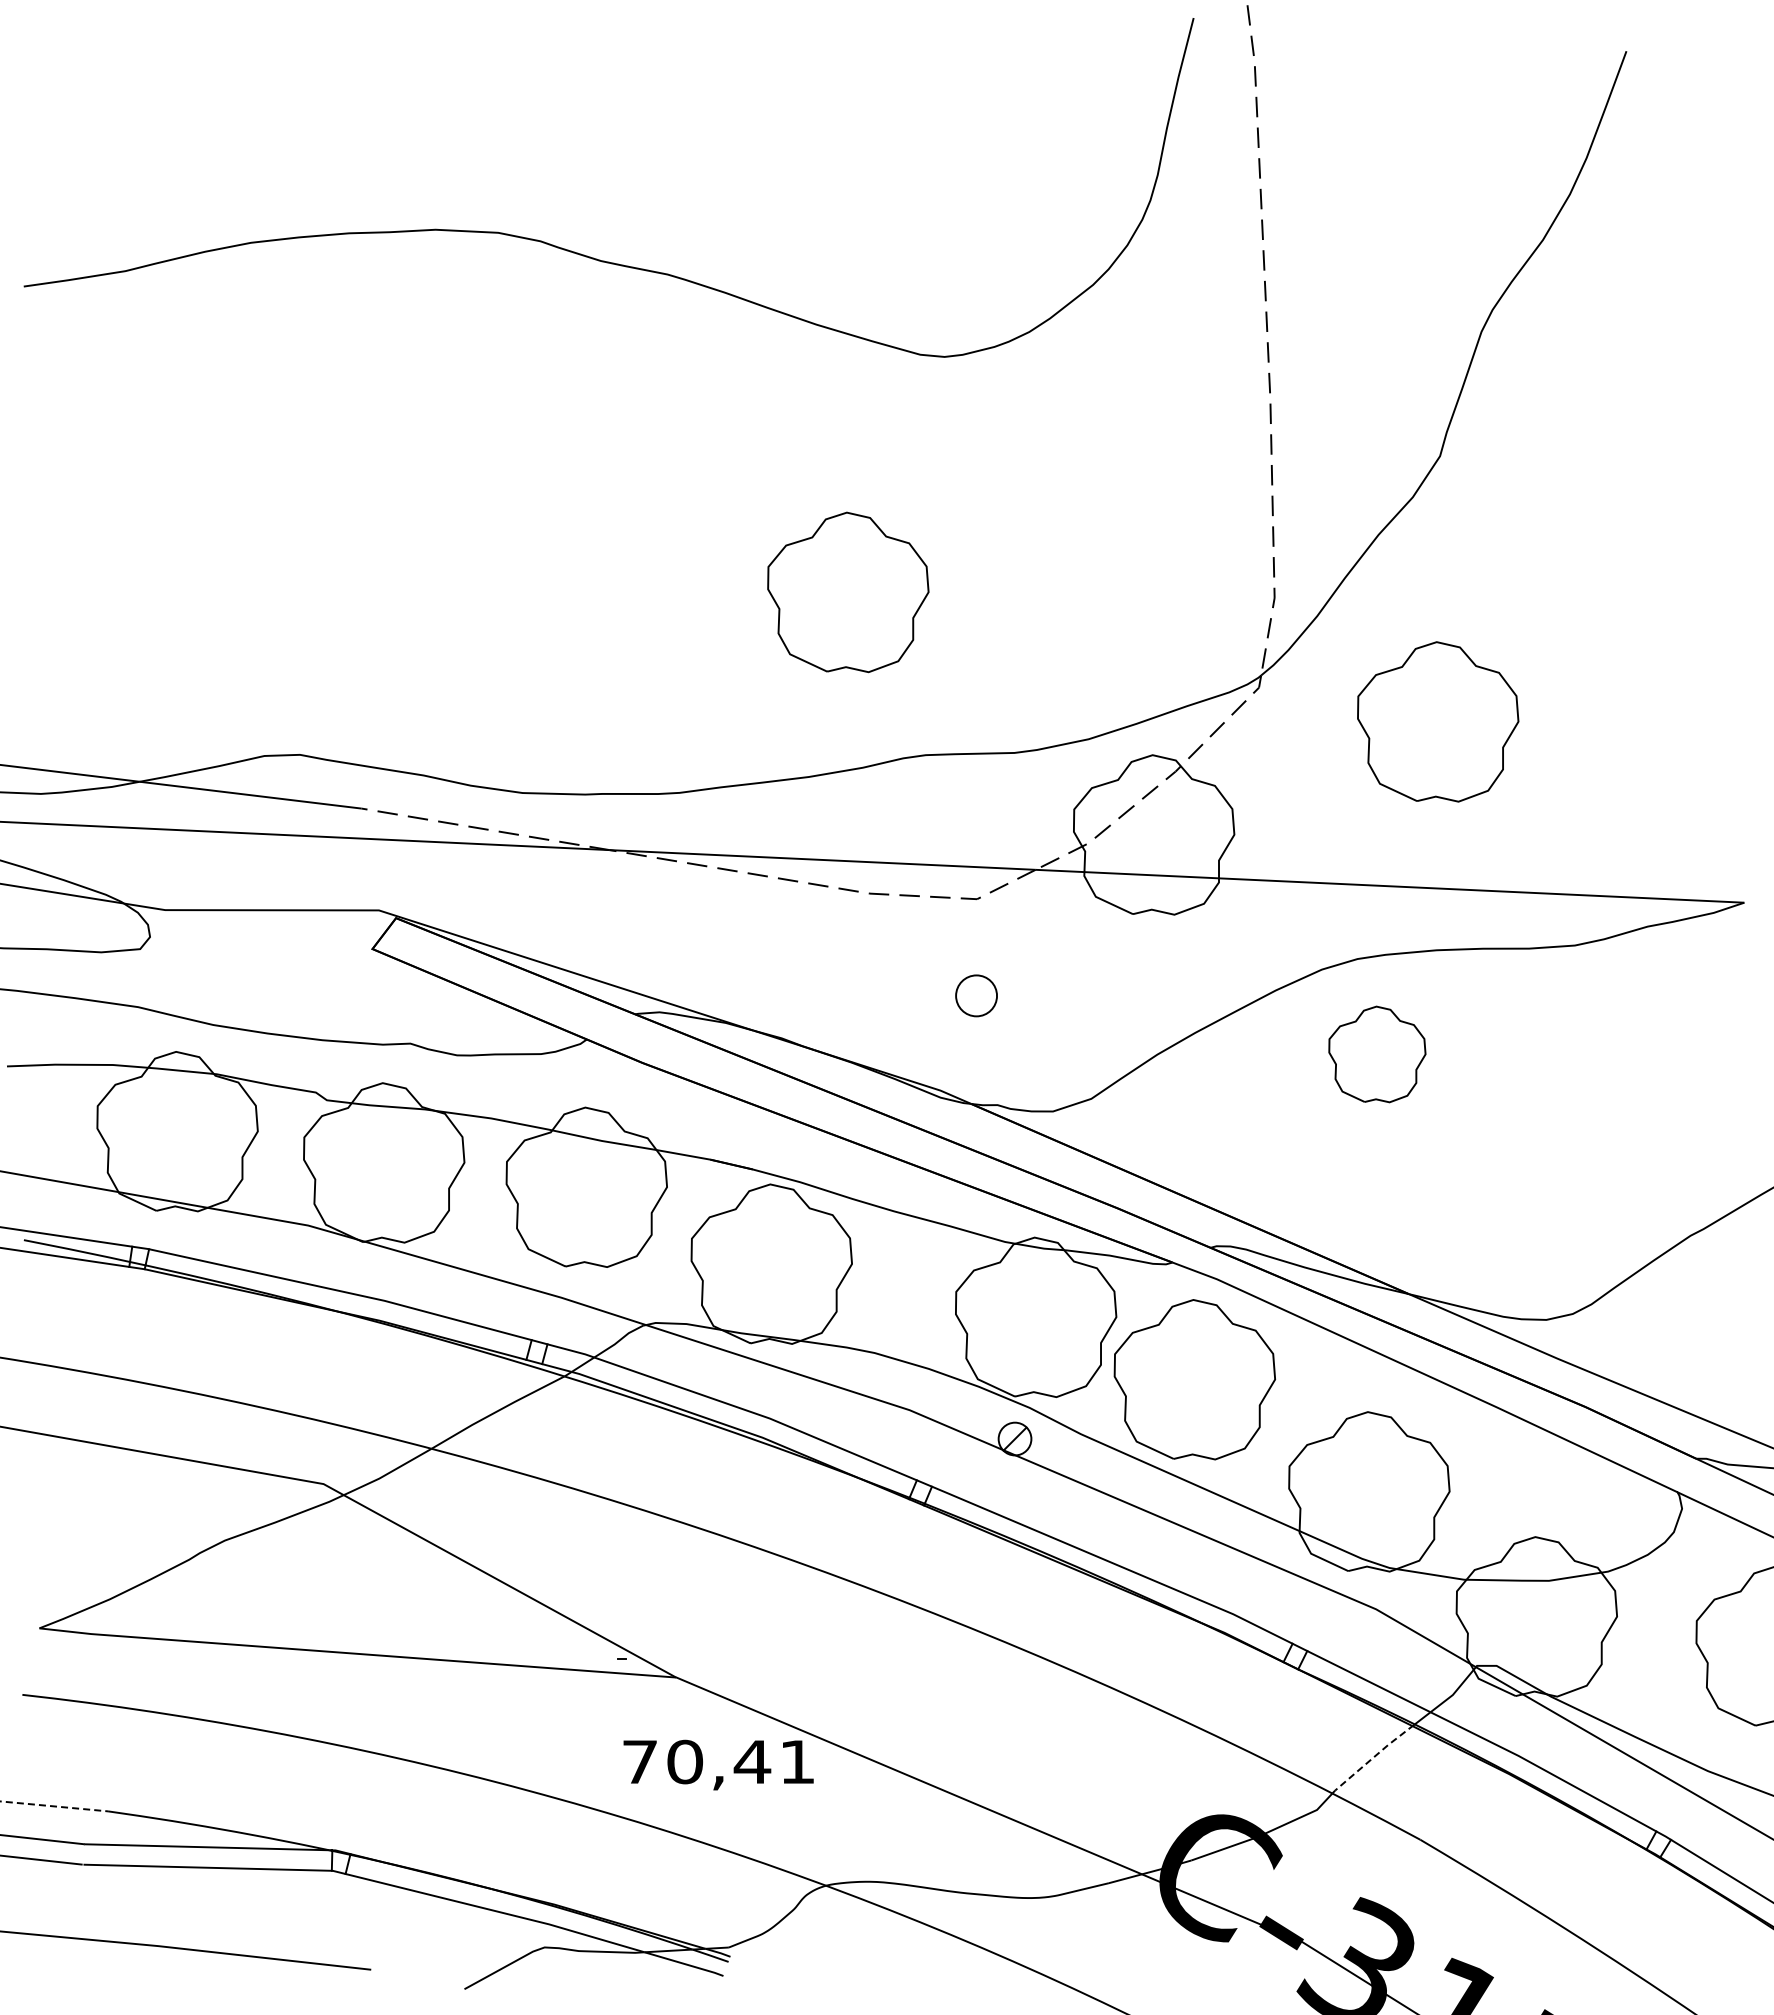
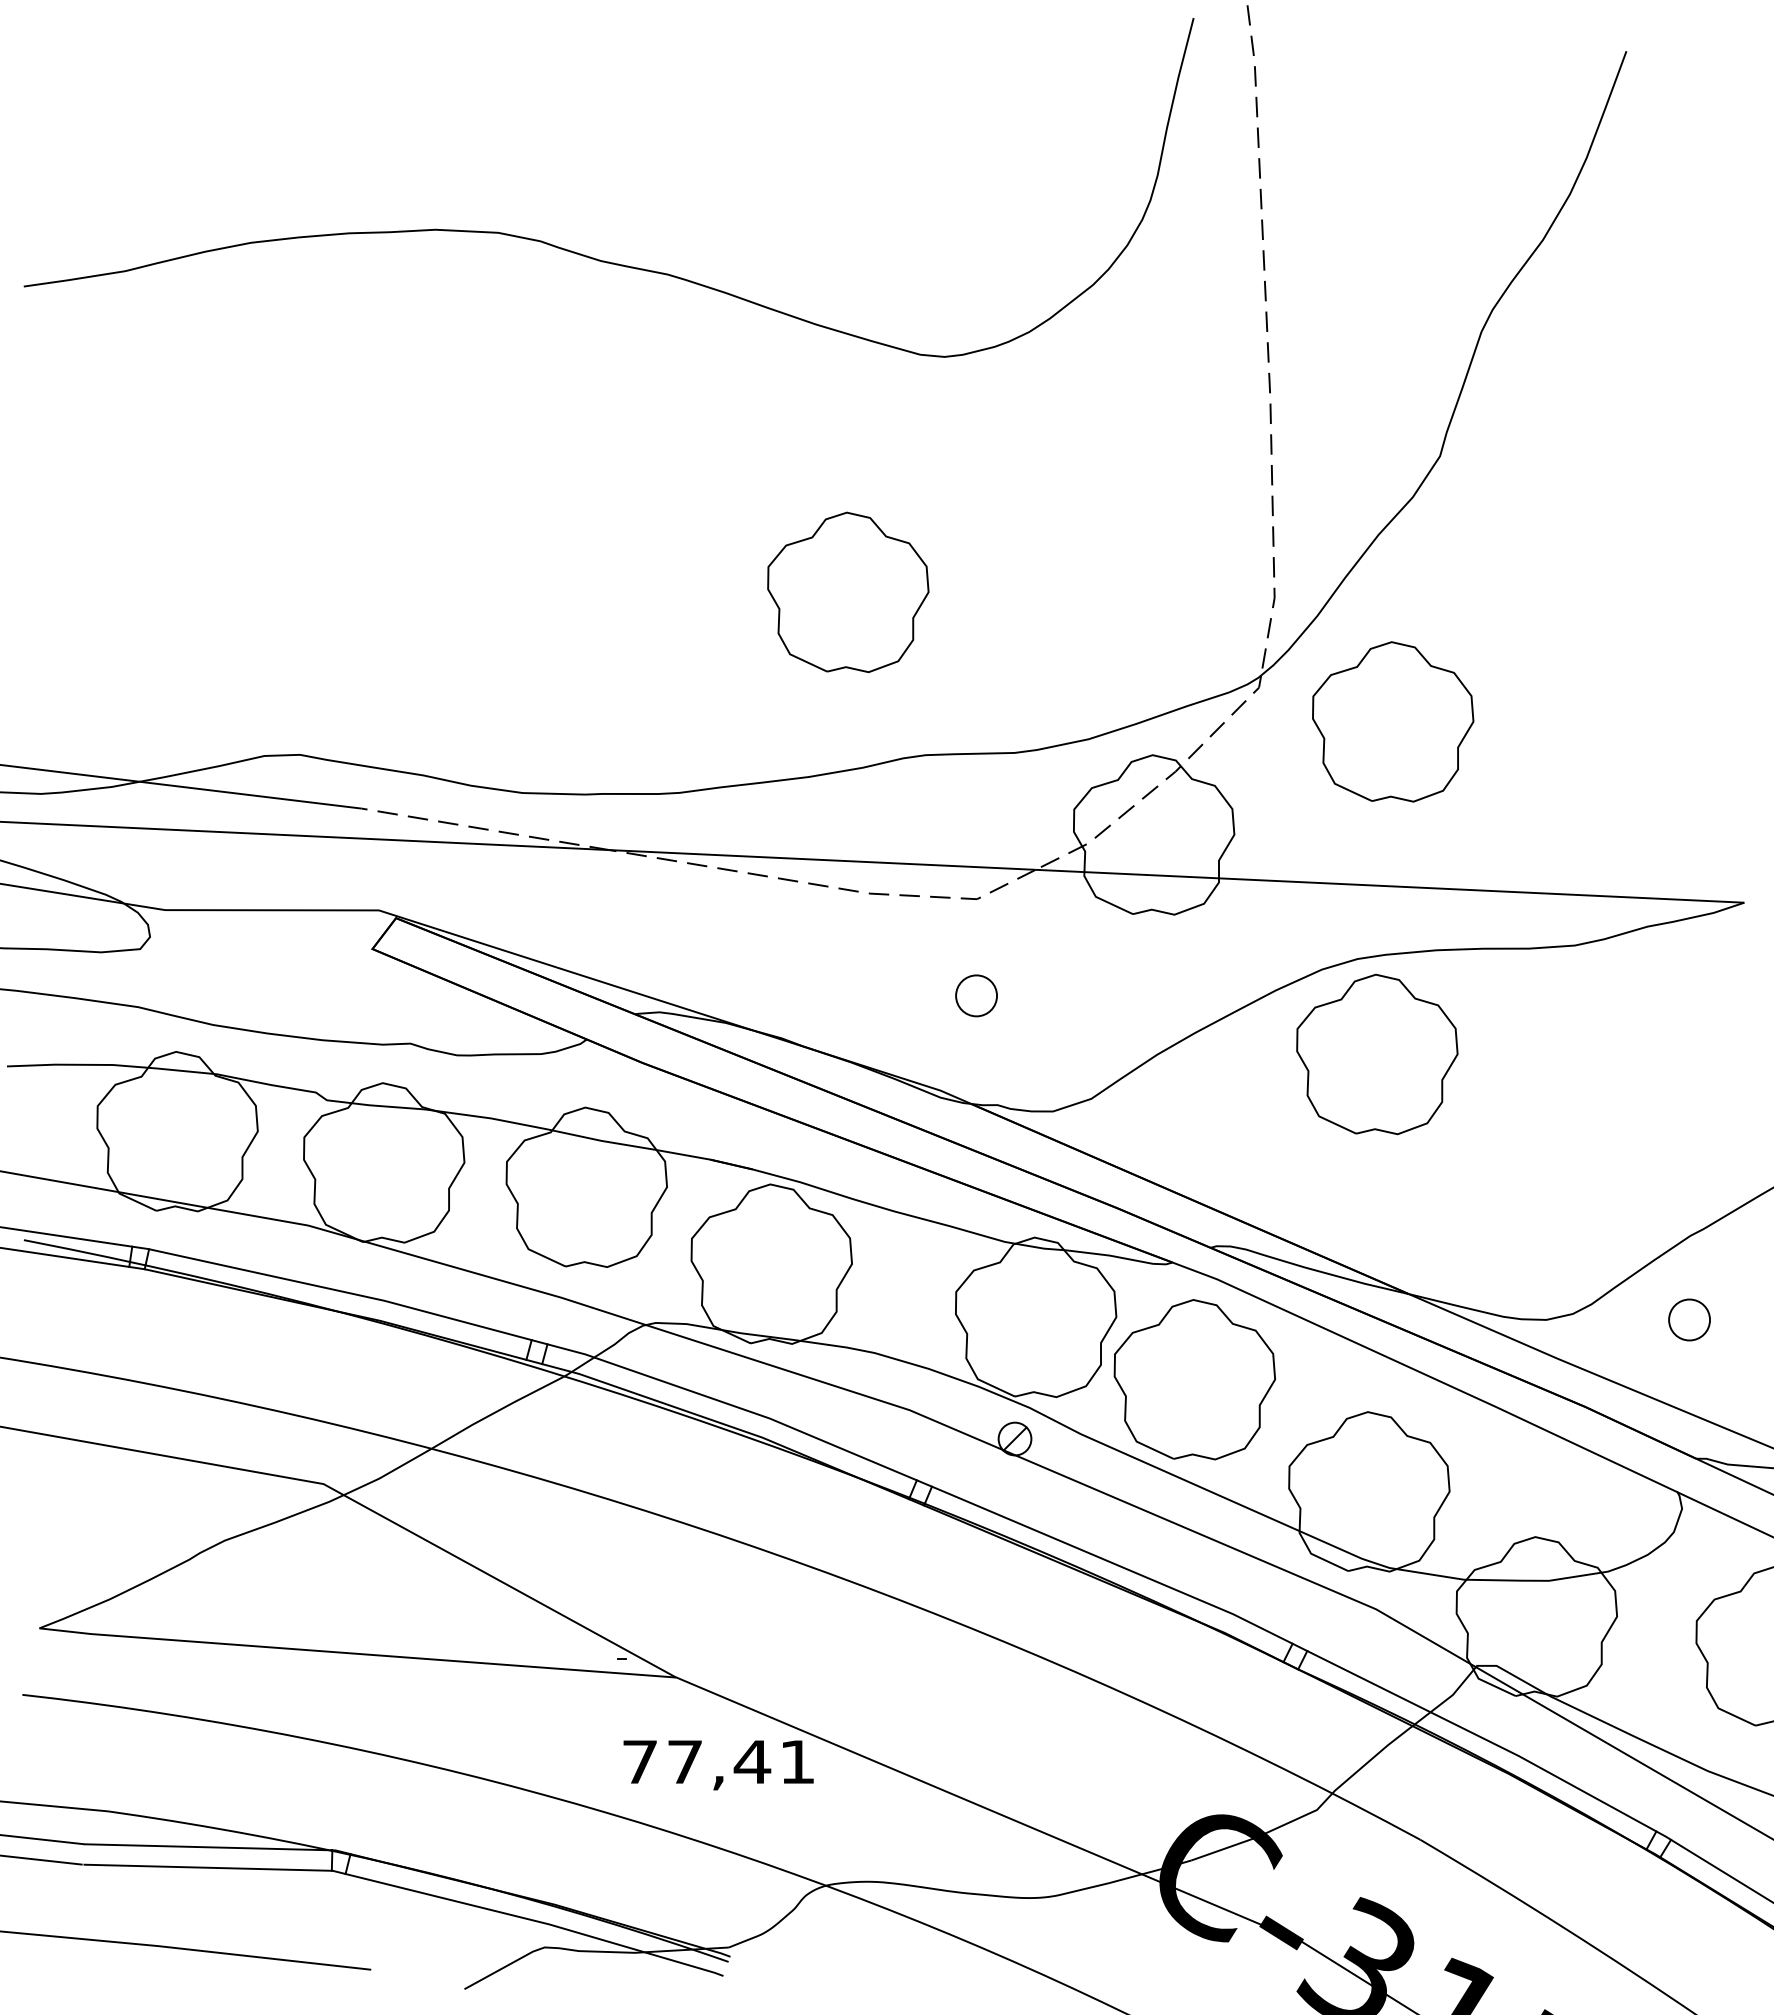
part position: (1438, 721) -> (1393, 721) (1393, 721)
part size: 99x99 px -> 163x163 px (1377, 1054)
part: none -> present (1689, 1319)
line: dashed -> solid (1372, 1758)
text: 70,41 -> 77,41 (685, 1761)
line: dashed -> solid (54, 1806)
